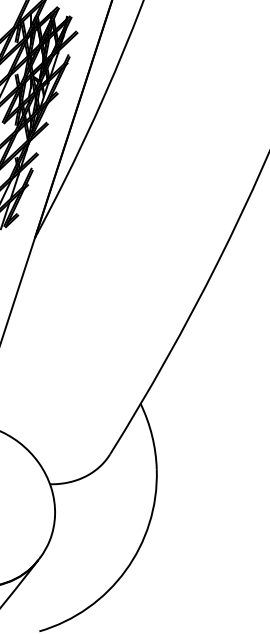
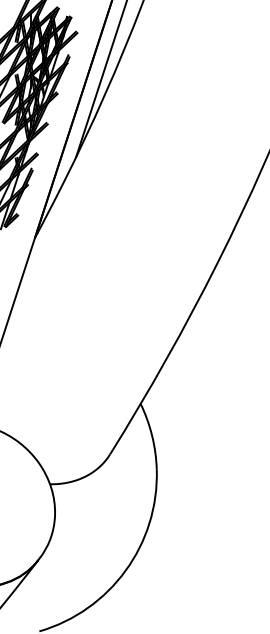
line: none -> present (101, 79)
